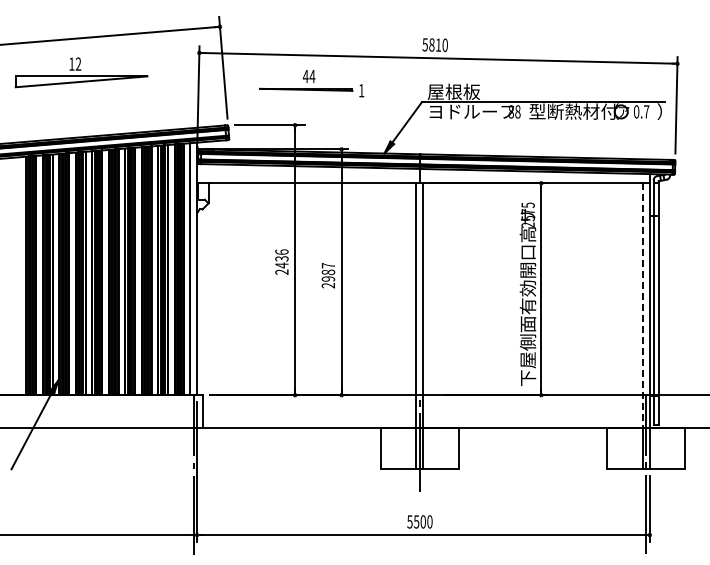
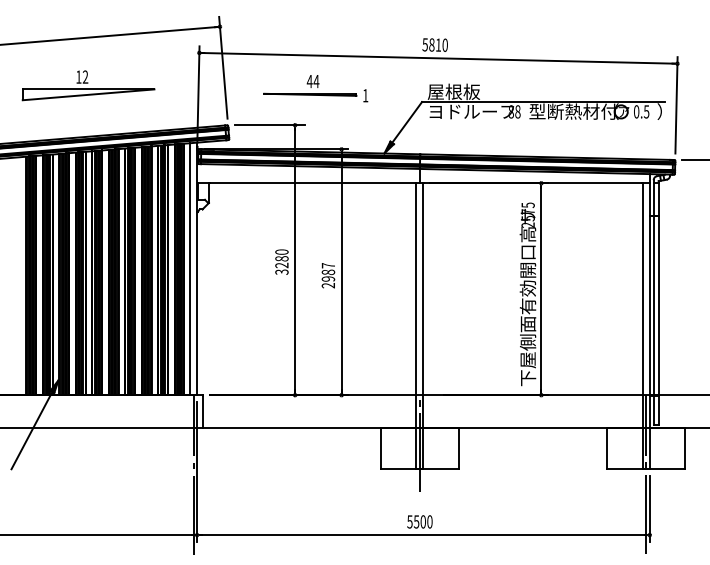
part position: (81, 72) -> (88, 85) (88, 85)
part position: (311, 83) -> (315, 88) (315, 88)
text: 0.7 -> 0.5 (646, 111)
line: none -> present (693, 160)
text: 2436 -> 3280 (281, 261)
line: dashed -> solid (642, 305)
